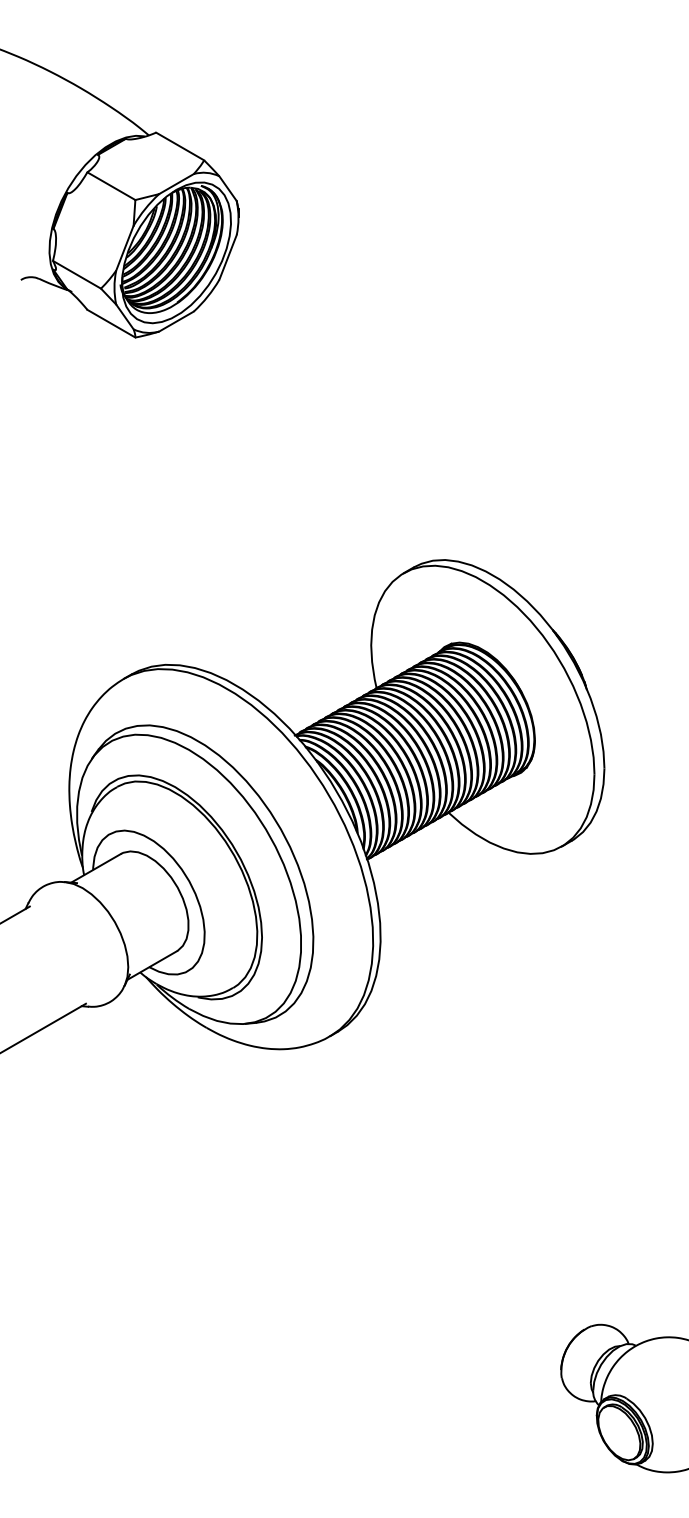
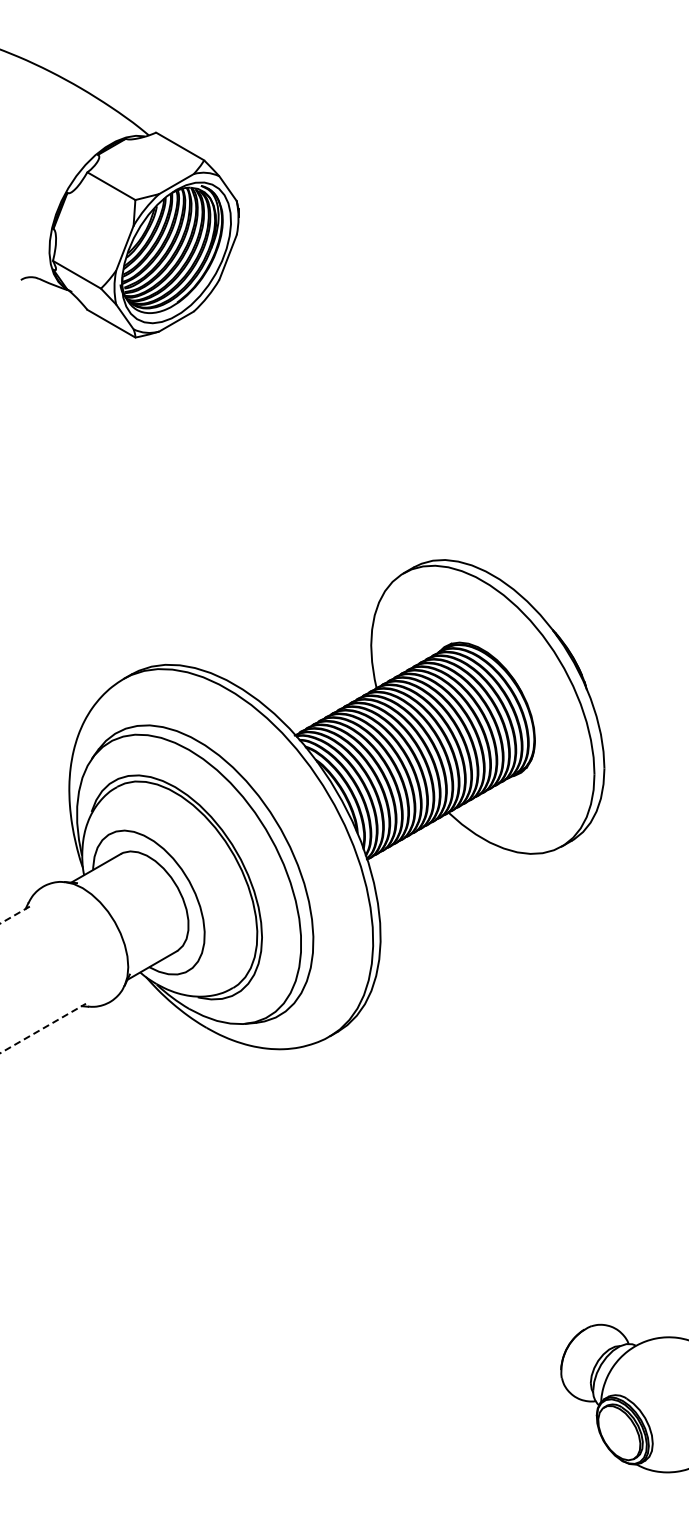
line: solid -> dashed (15, 915)
line: solid -> dashed (43, 1028)
